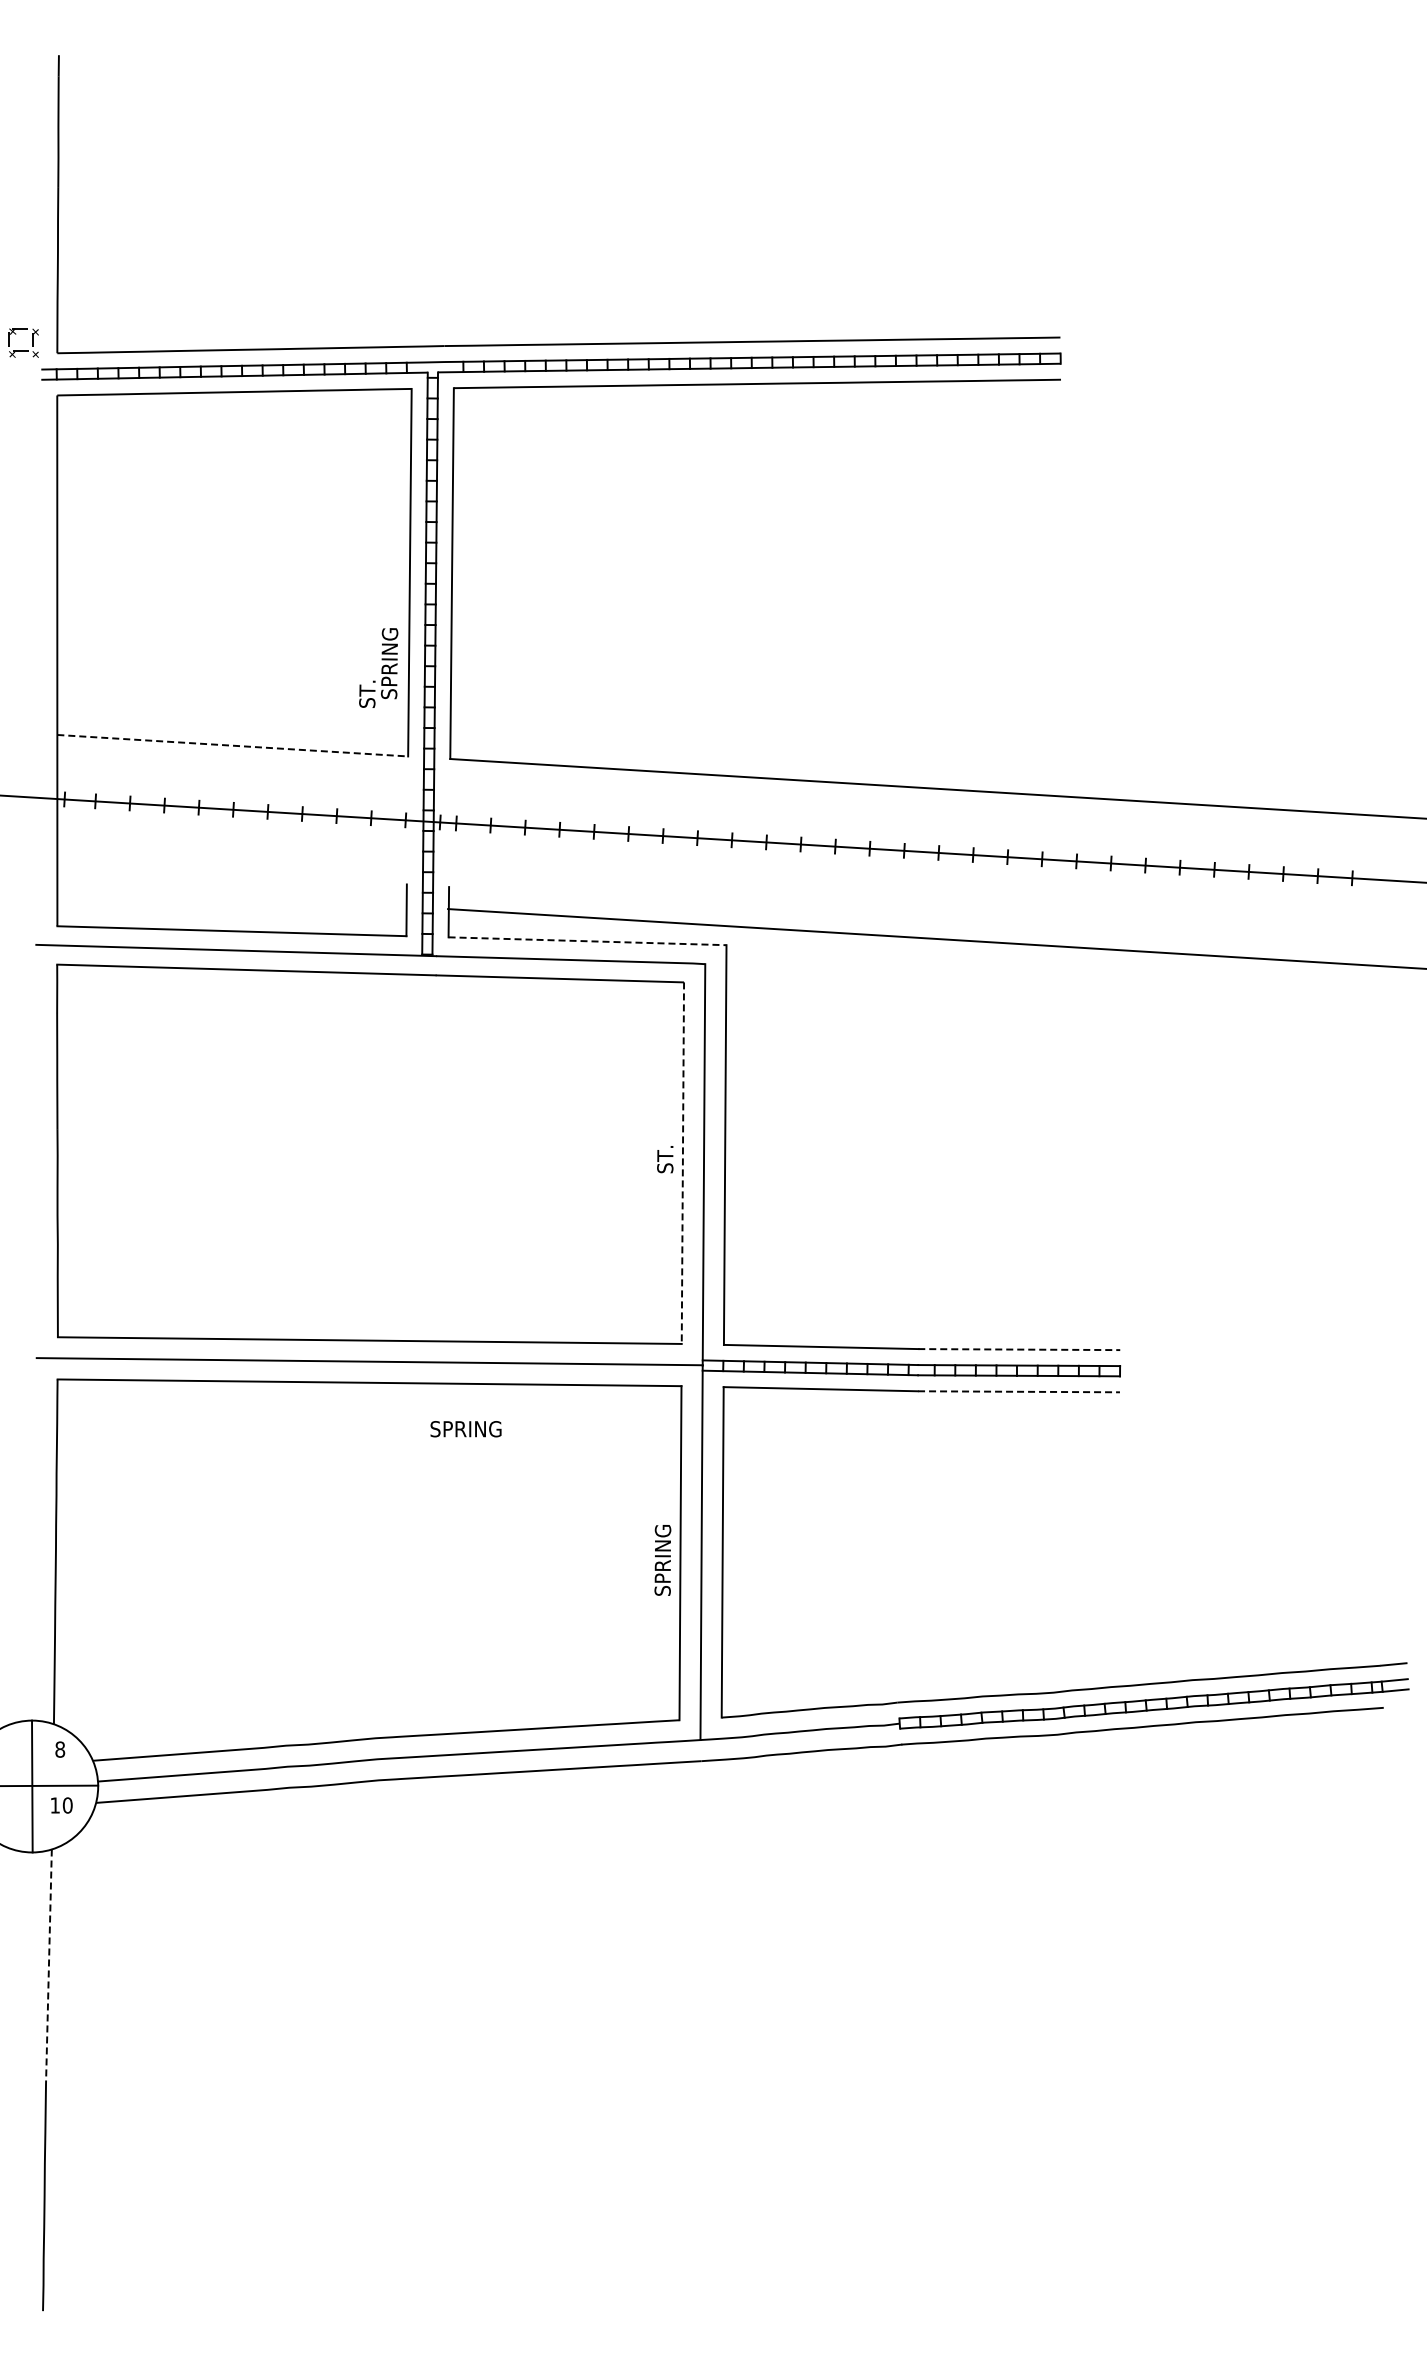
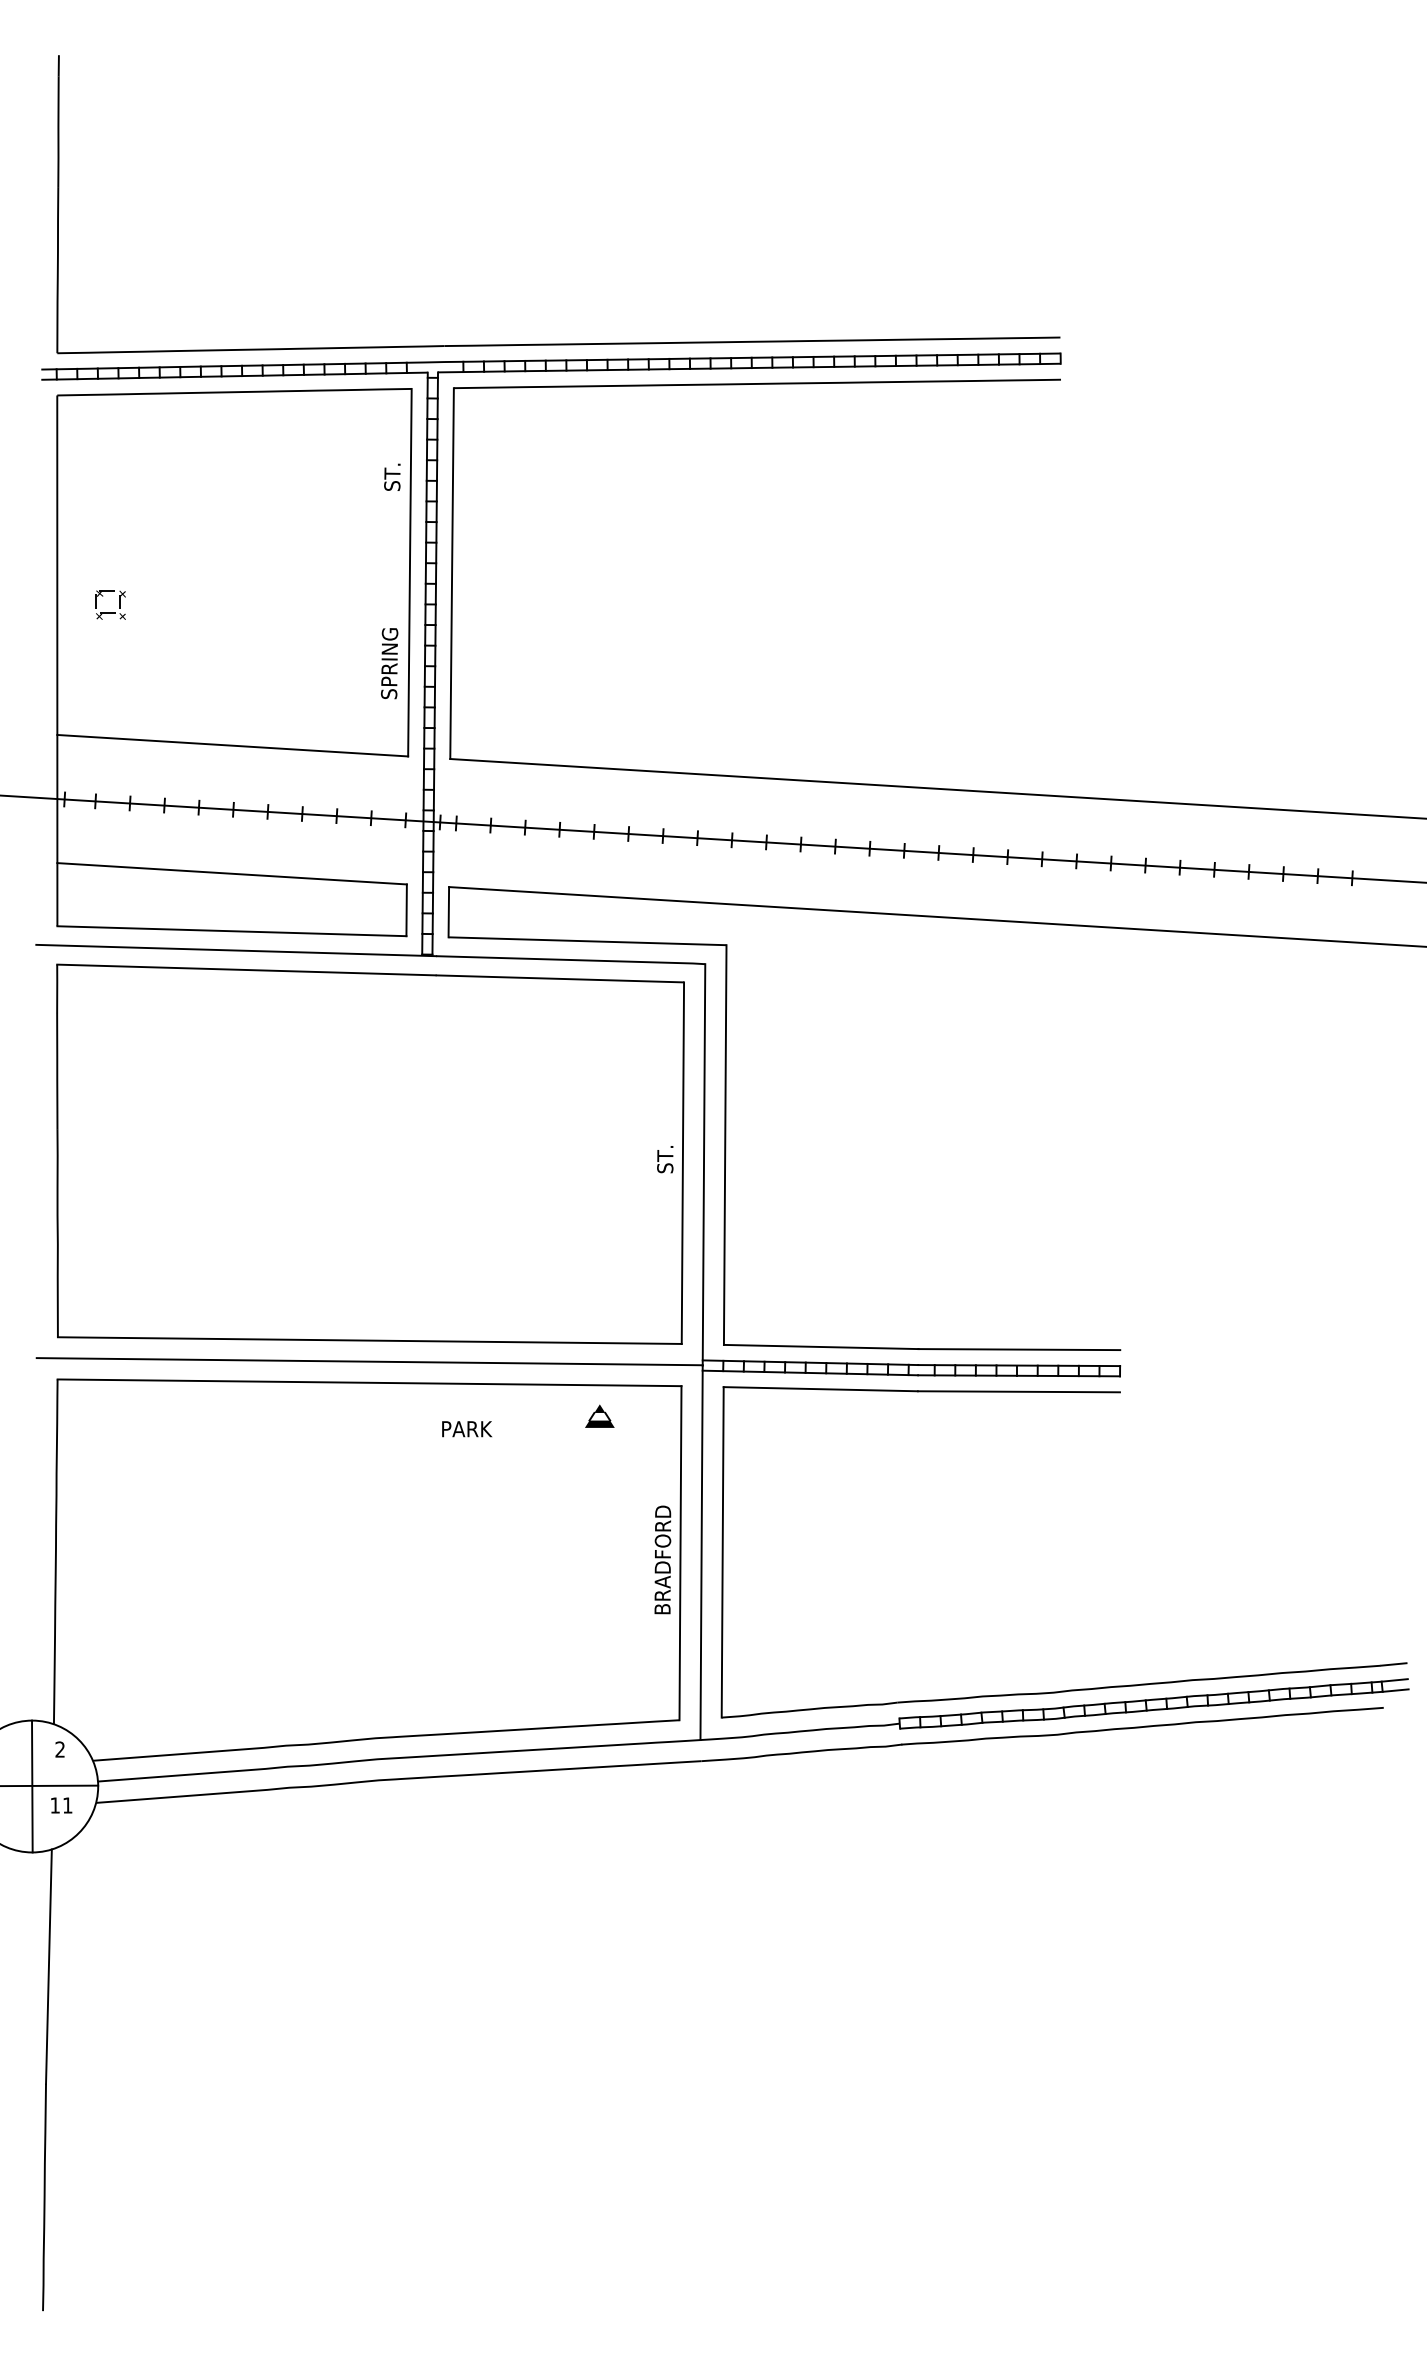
part position: (23, 350) -> (110, 612) (110, 612)
text position: (367, 693) -> (392, 476) (392, 476)
line: dashed -> solid (232, 745)
line: none -> present (231, 873)
line position: (935, 938) -> (936, 916) (936, 916)
line: dashed -> solid (588, 941)
line: dashed -> solid (682, 1163)
line: dashed -> solid (1019, 1349)
line: dashed -> solid (1019, 1391)
part: none -> present (599, 1415)
text: SPRING -> PARK (465, 1429)
text: SPRING -> BRADFORD (662, 1559)
text: 8 -> 2 (60, 1749)
text: 10 -> 11 (67, 1805)
line: dashed -> solid (48, 1967)
